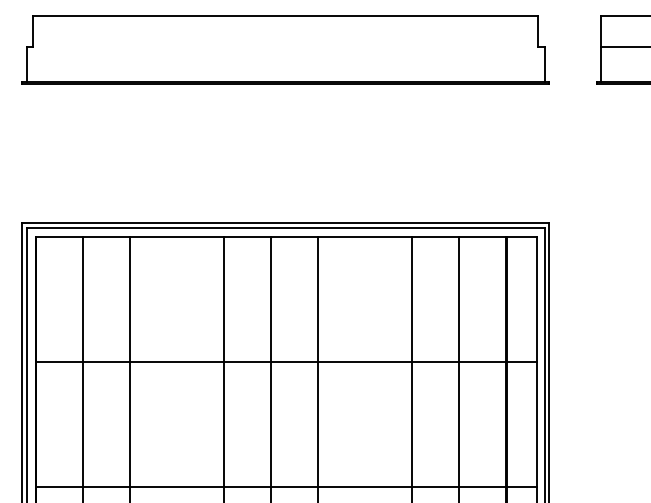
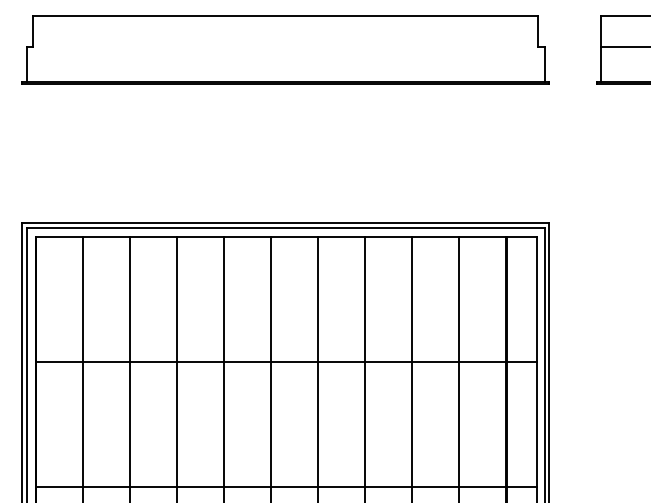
line: none -> present (177, 367)
line: none -> present (365, 367)
